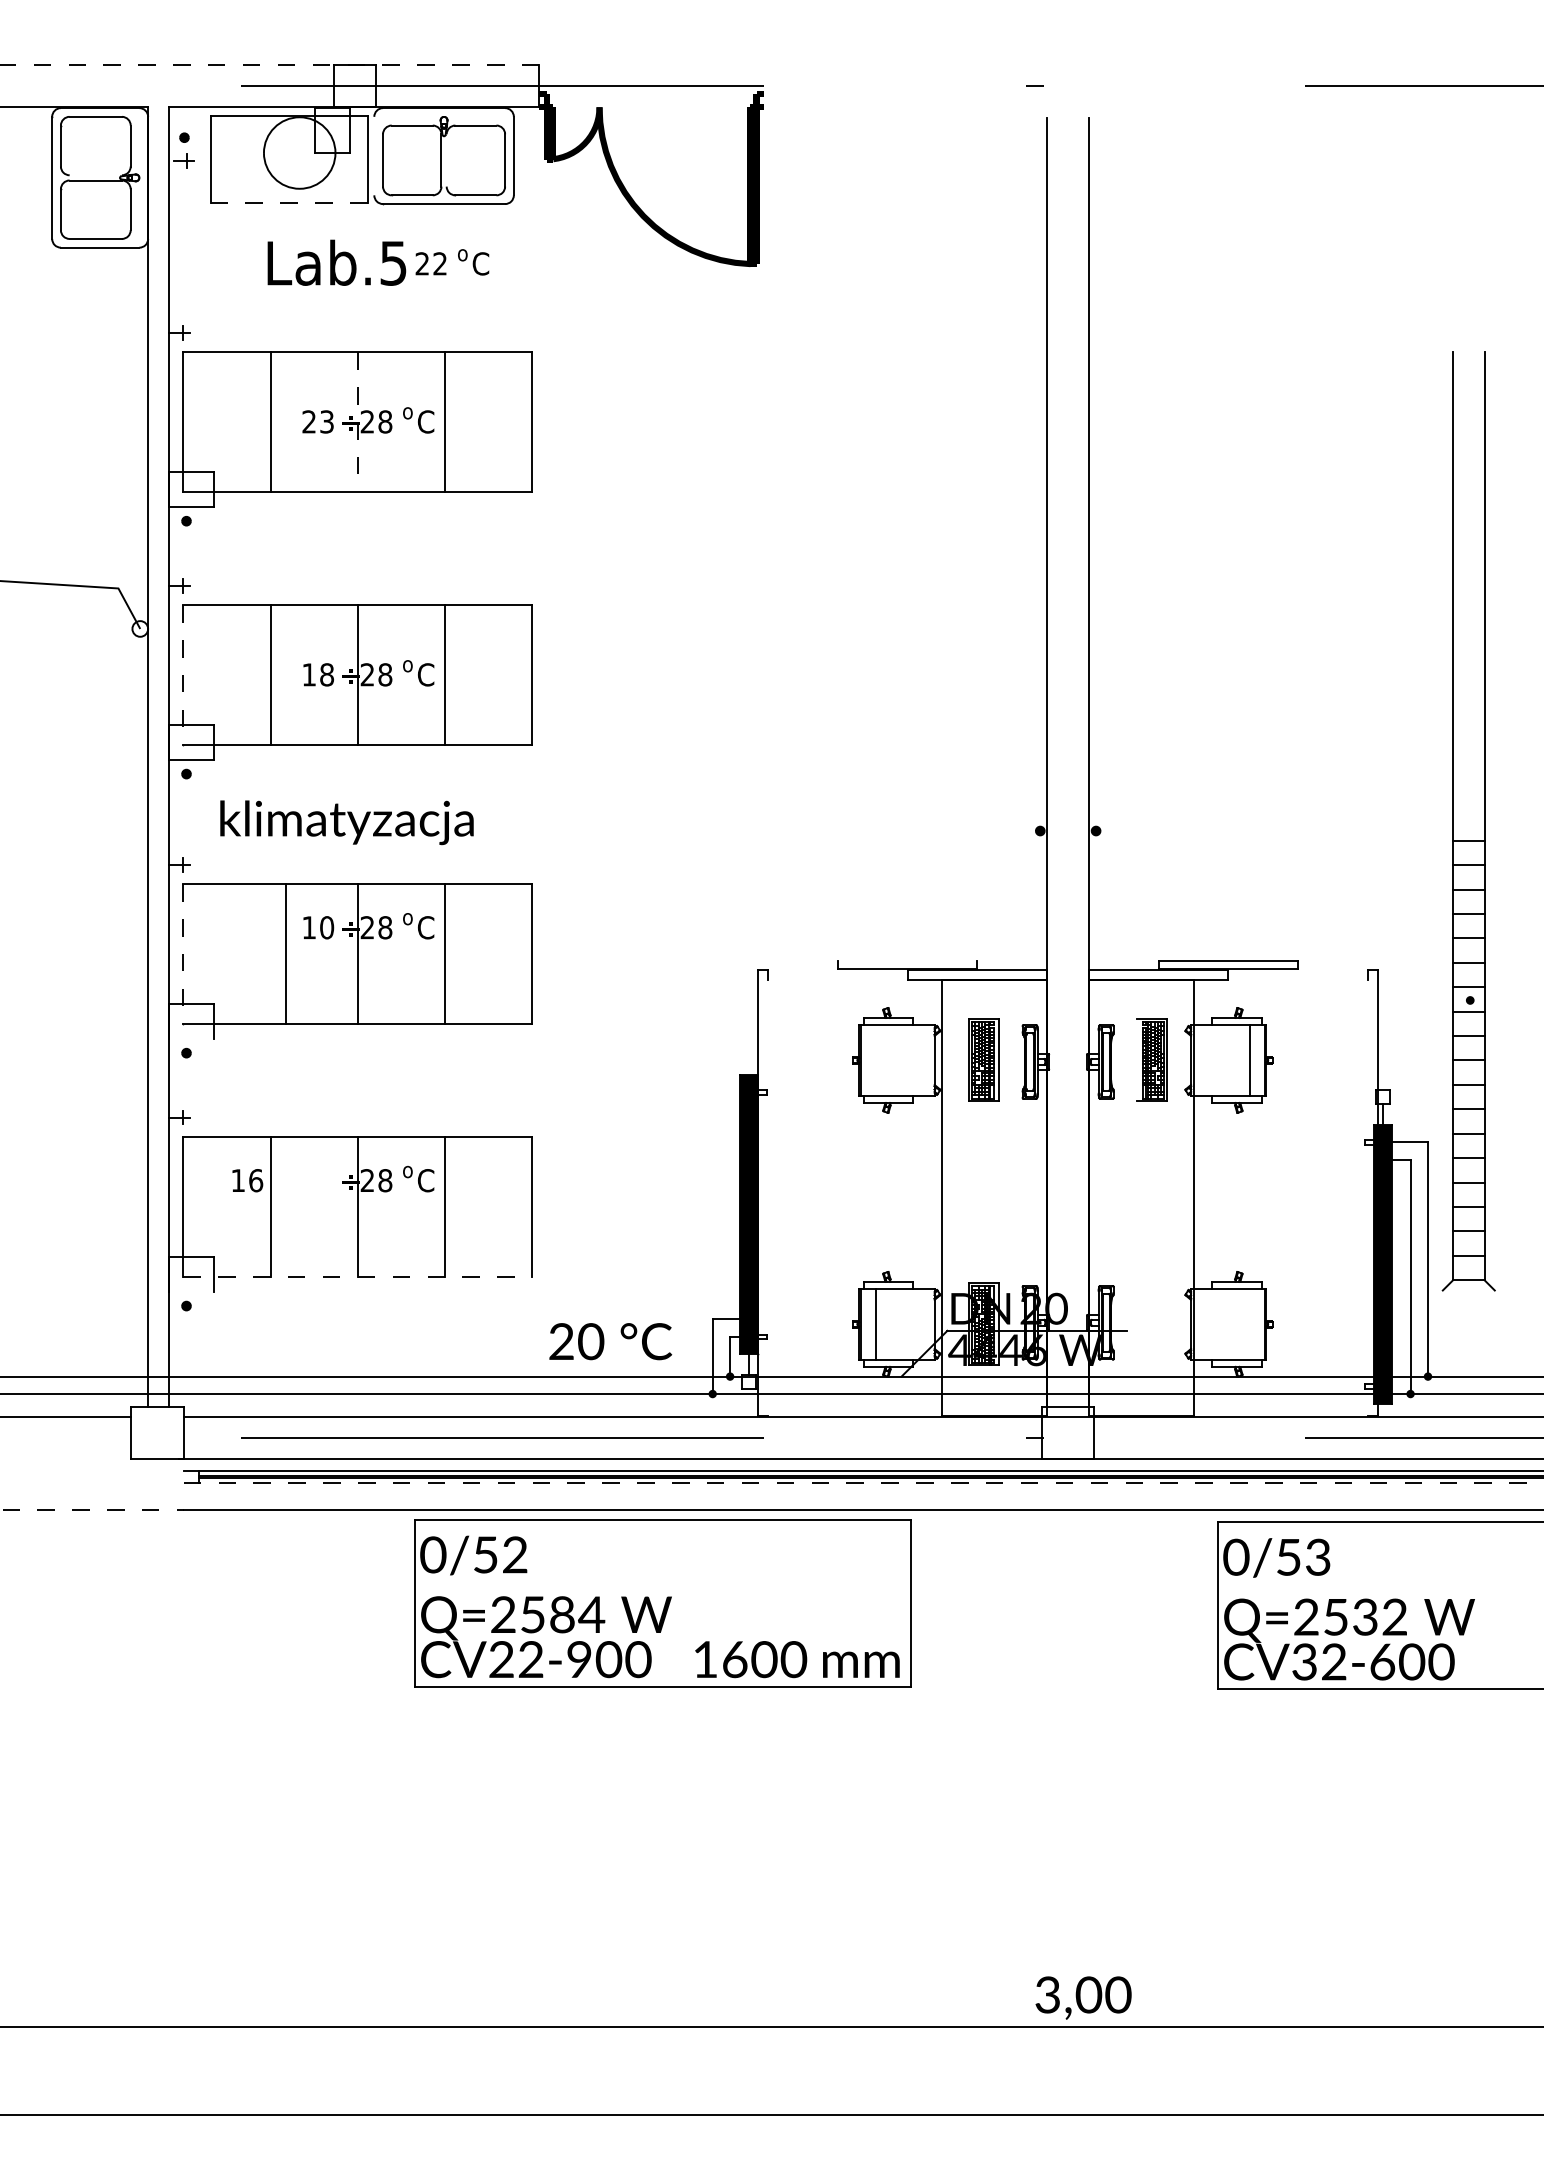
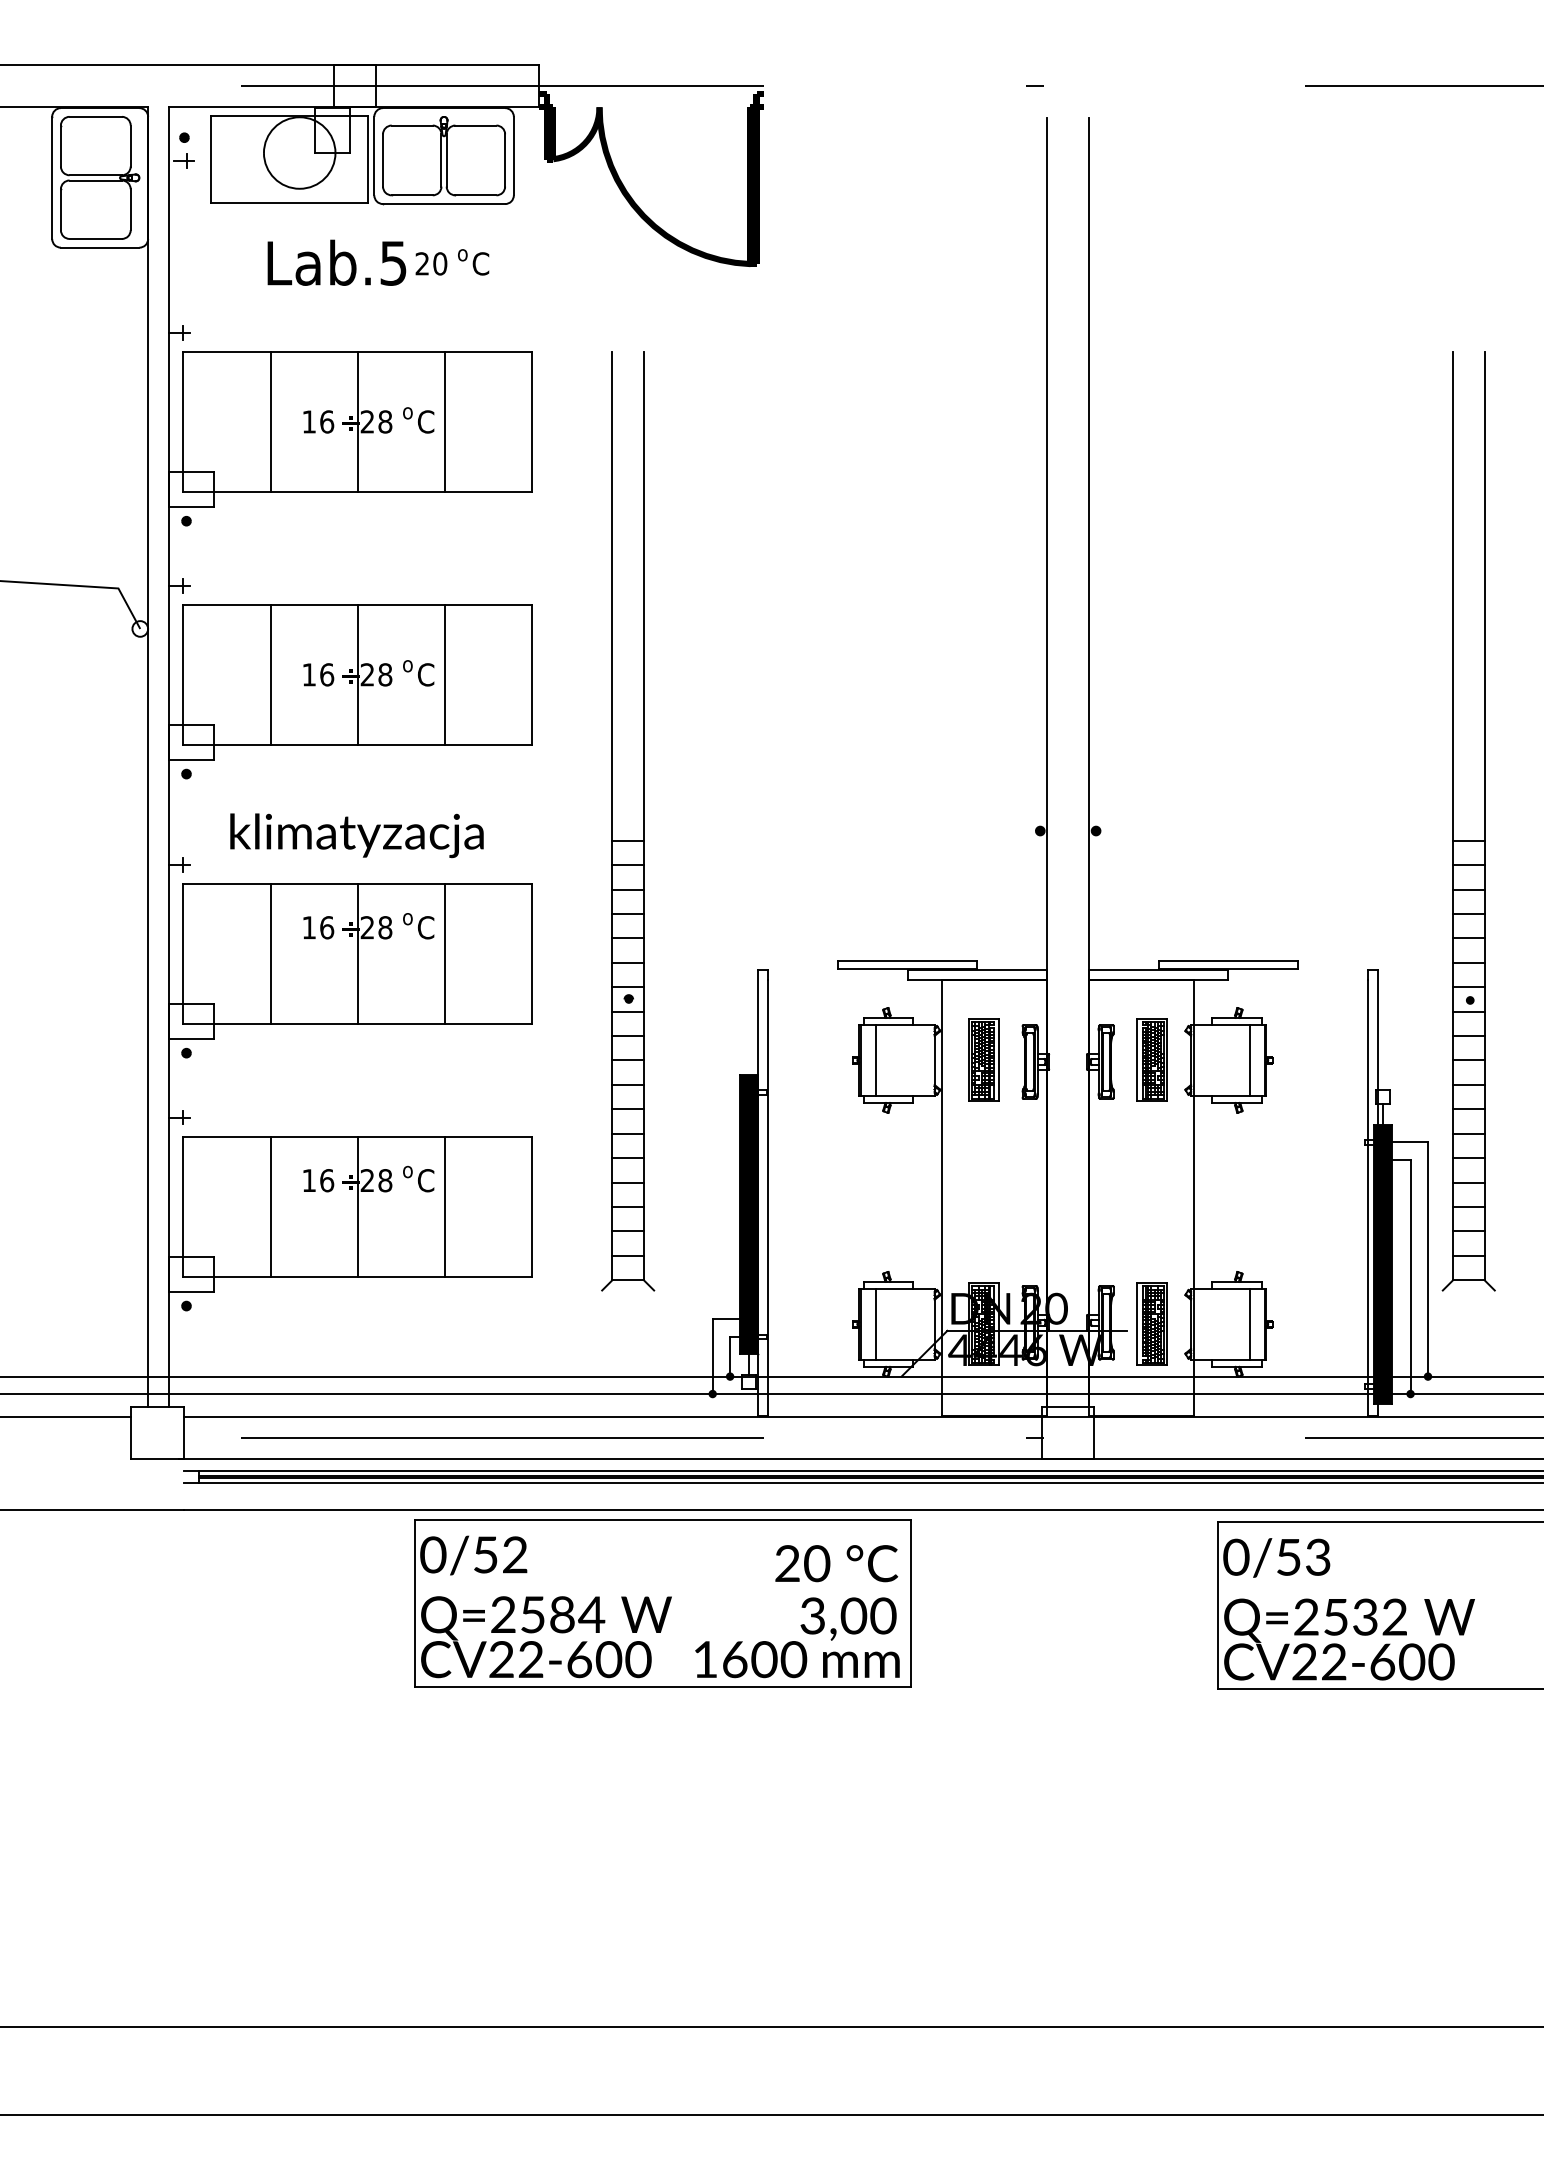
line: dashed -> solid (269, 65)
line: none -> present (374, 155)
line: none -> present (446, 160)
line: none -> present (95, 175)
line: dashed -> solid (288, 203)
text: 22 -> 20 (440, 263)
text: 23 -> 16 (318, 421)
line: dashed -> solid (357, 422)
line: dashed -> solid (183, 674)
text: 18 -> 16 (327, 674)
part: none -> present (643, 821)
text position: (346, 822) -> (356, 835) (356, 835)
text: 10 -> 16 (327, 927)
line position: (285, 953) -> (270, 953) (270, 953)
line: dashed -> solid (183, 954)
line: none -> present (907, 961)
line: none -> present (191, 1039)
line: none -> present (876, 1060)
line: none -> present (1137, 1060)
text position: (247, 1180) -> (318, 1180) (318, 1180)
line: none -> present (768, 1198)
line: none -> present (1368, 1198)
line: dashed -> solid (358, 1276)
line: none -> present (191, 1292)
part: none -> present (1151, 1323)
line: none -> present (1249, 1324)
text position: (610, 1341) -> (836, 1563) (836, 1563)
line: dashed -> solid (863, 1483)
line: dashed -> solid (92, 1509)
text: CV22-900 -> CV22-600 (579, 1659)
text: CV32-600 -> CV22-600 (1304, 1662)
text position: (1083, 1997) -> (848, 1618) (848, 1618)
